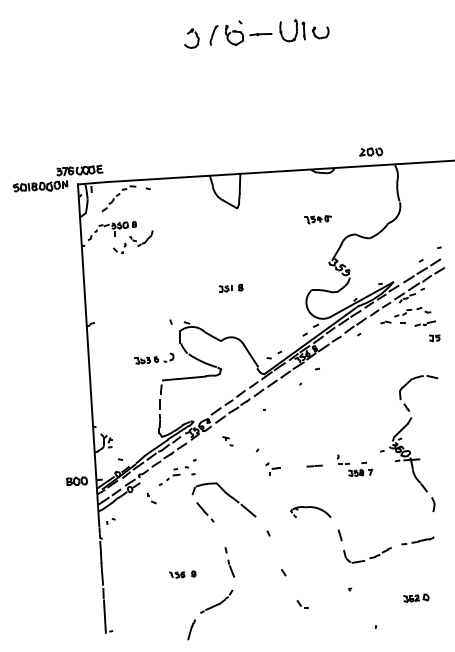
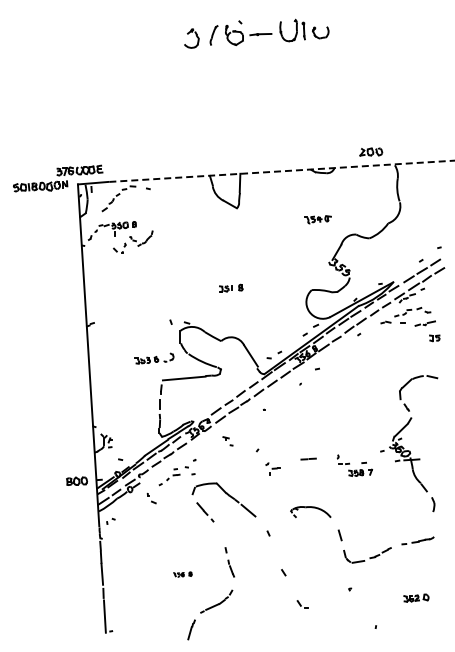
line: solid -> dashed (281, 171)
line position: (314, 465) -> (308, 458) (308, 458)
part size: 28x9 px -> 20x7 px (182, 574)
